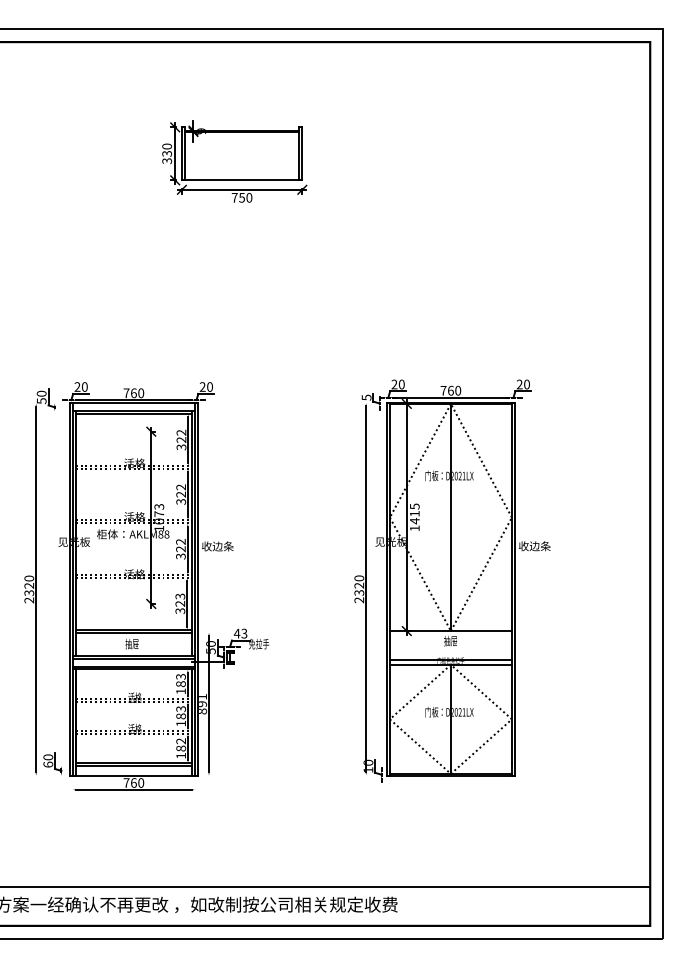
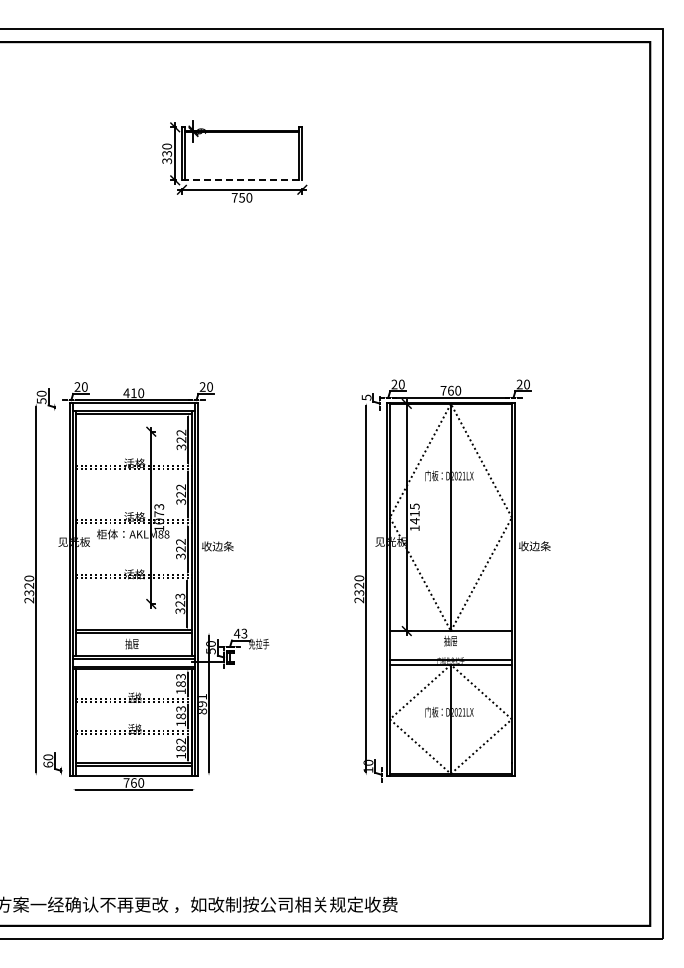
line: solid -> dashed (242, 180)
text: 760 -> 410 (129, 393)
line: present -> none (326, 887)
